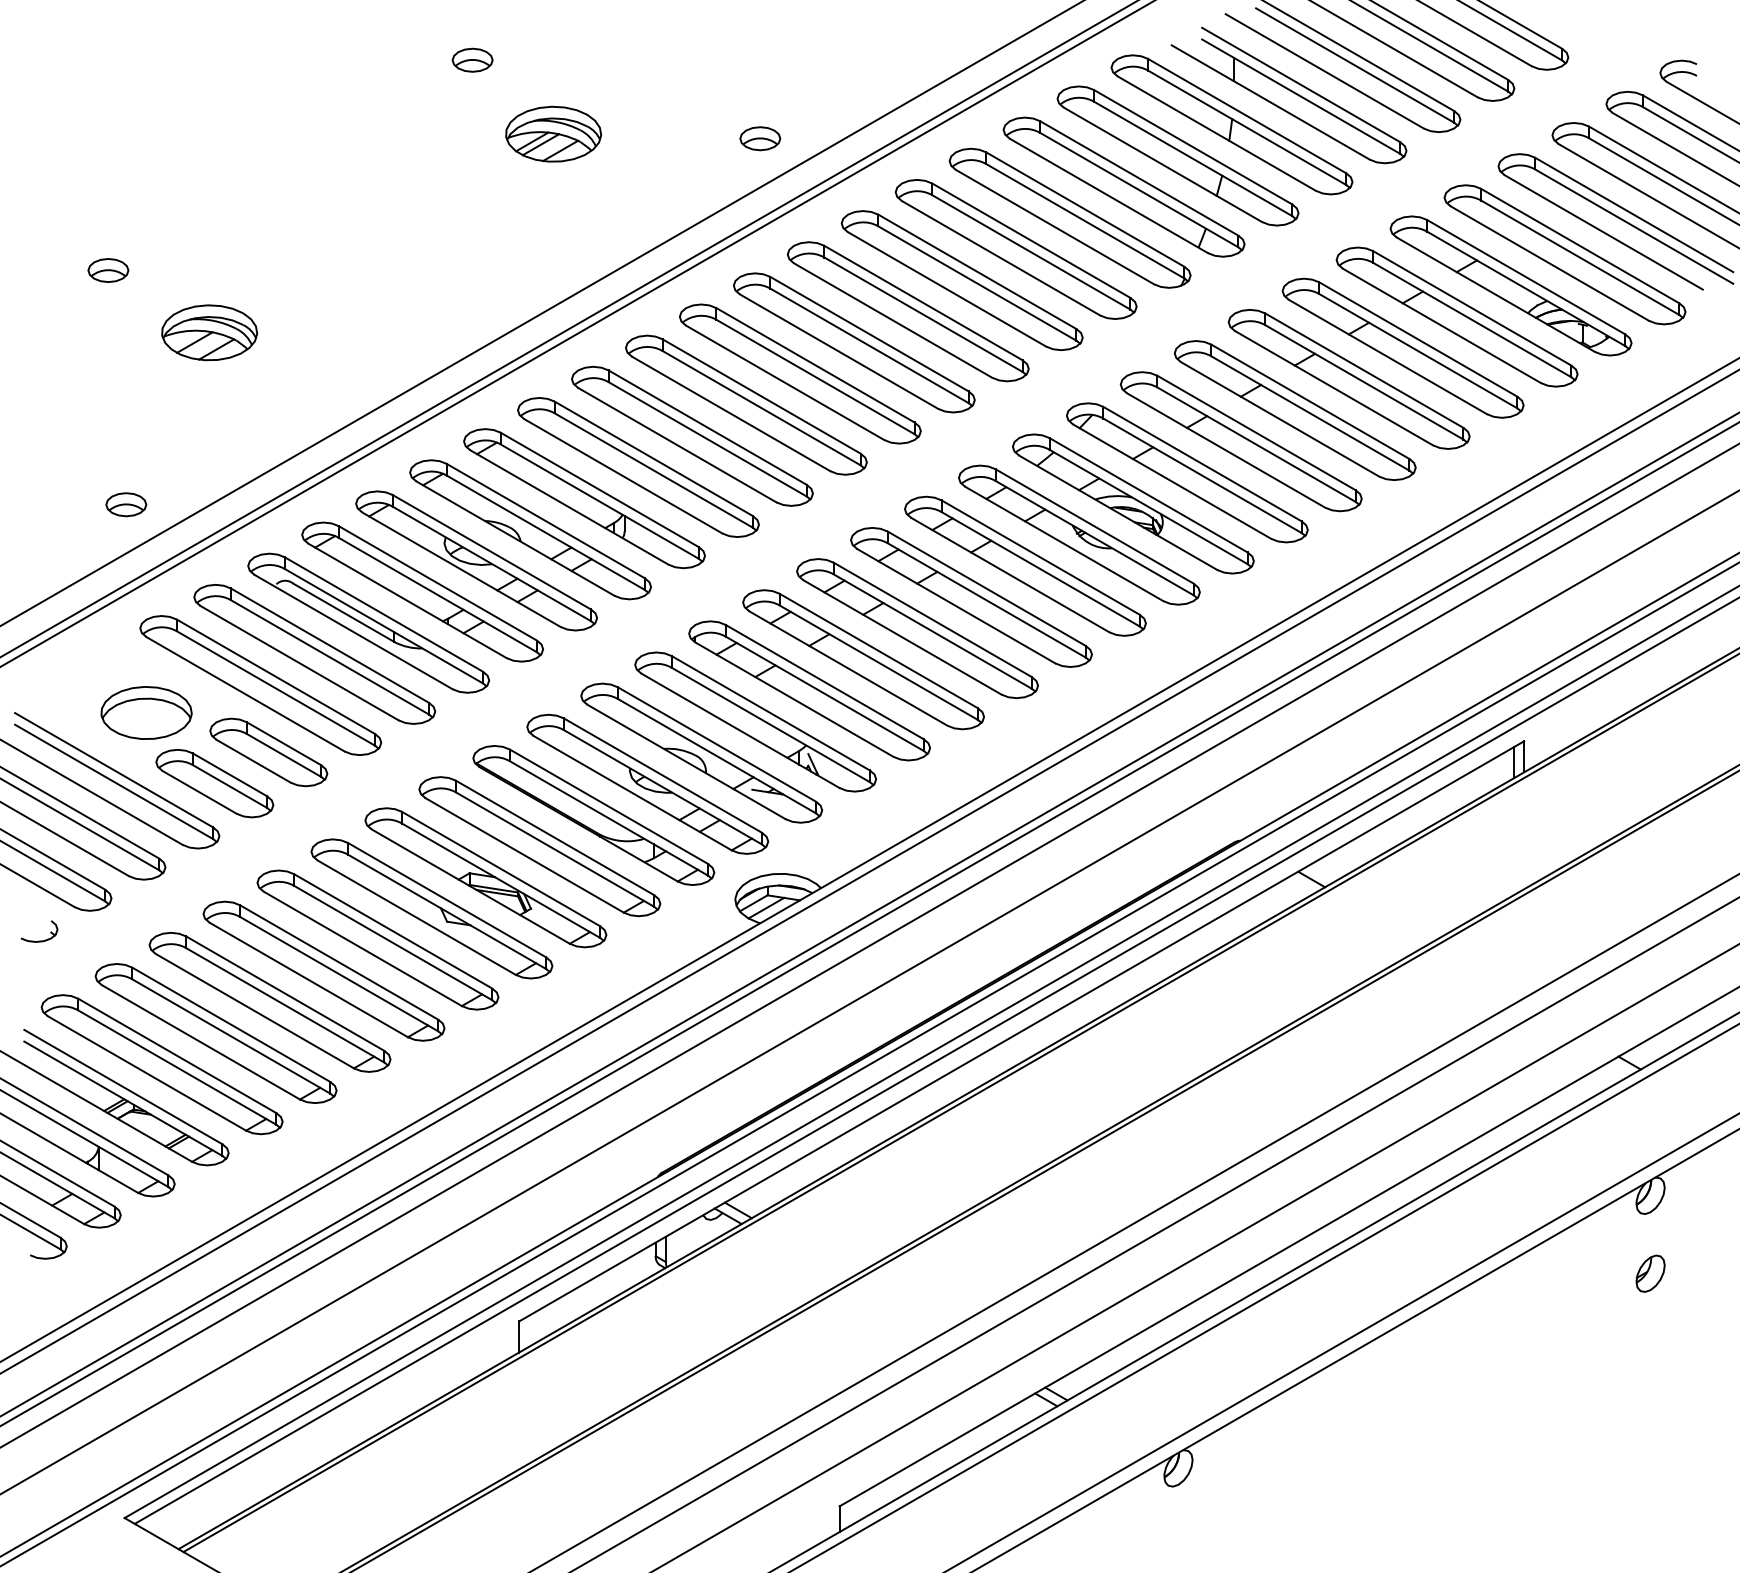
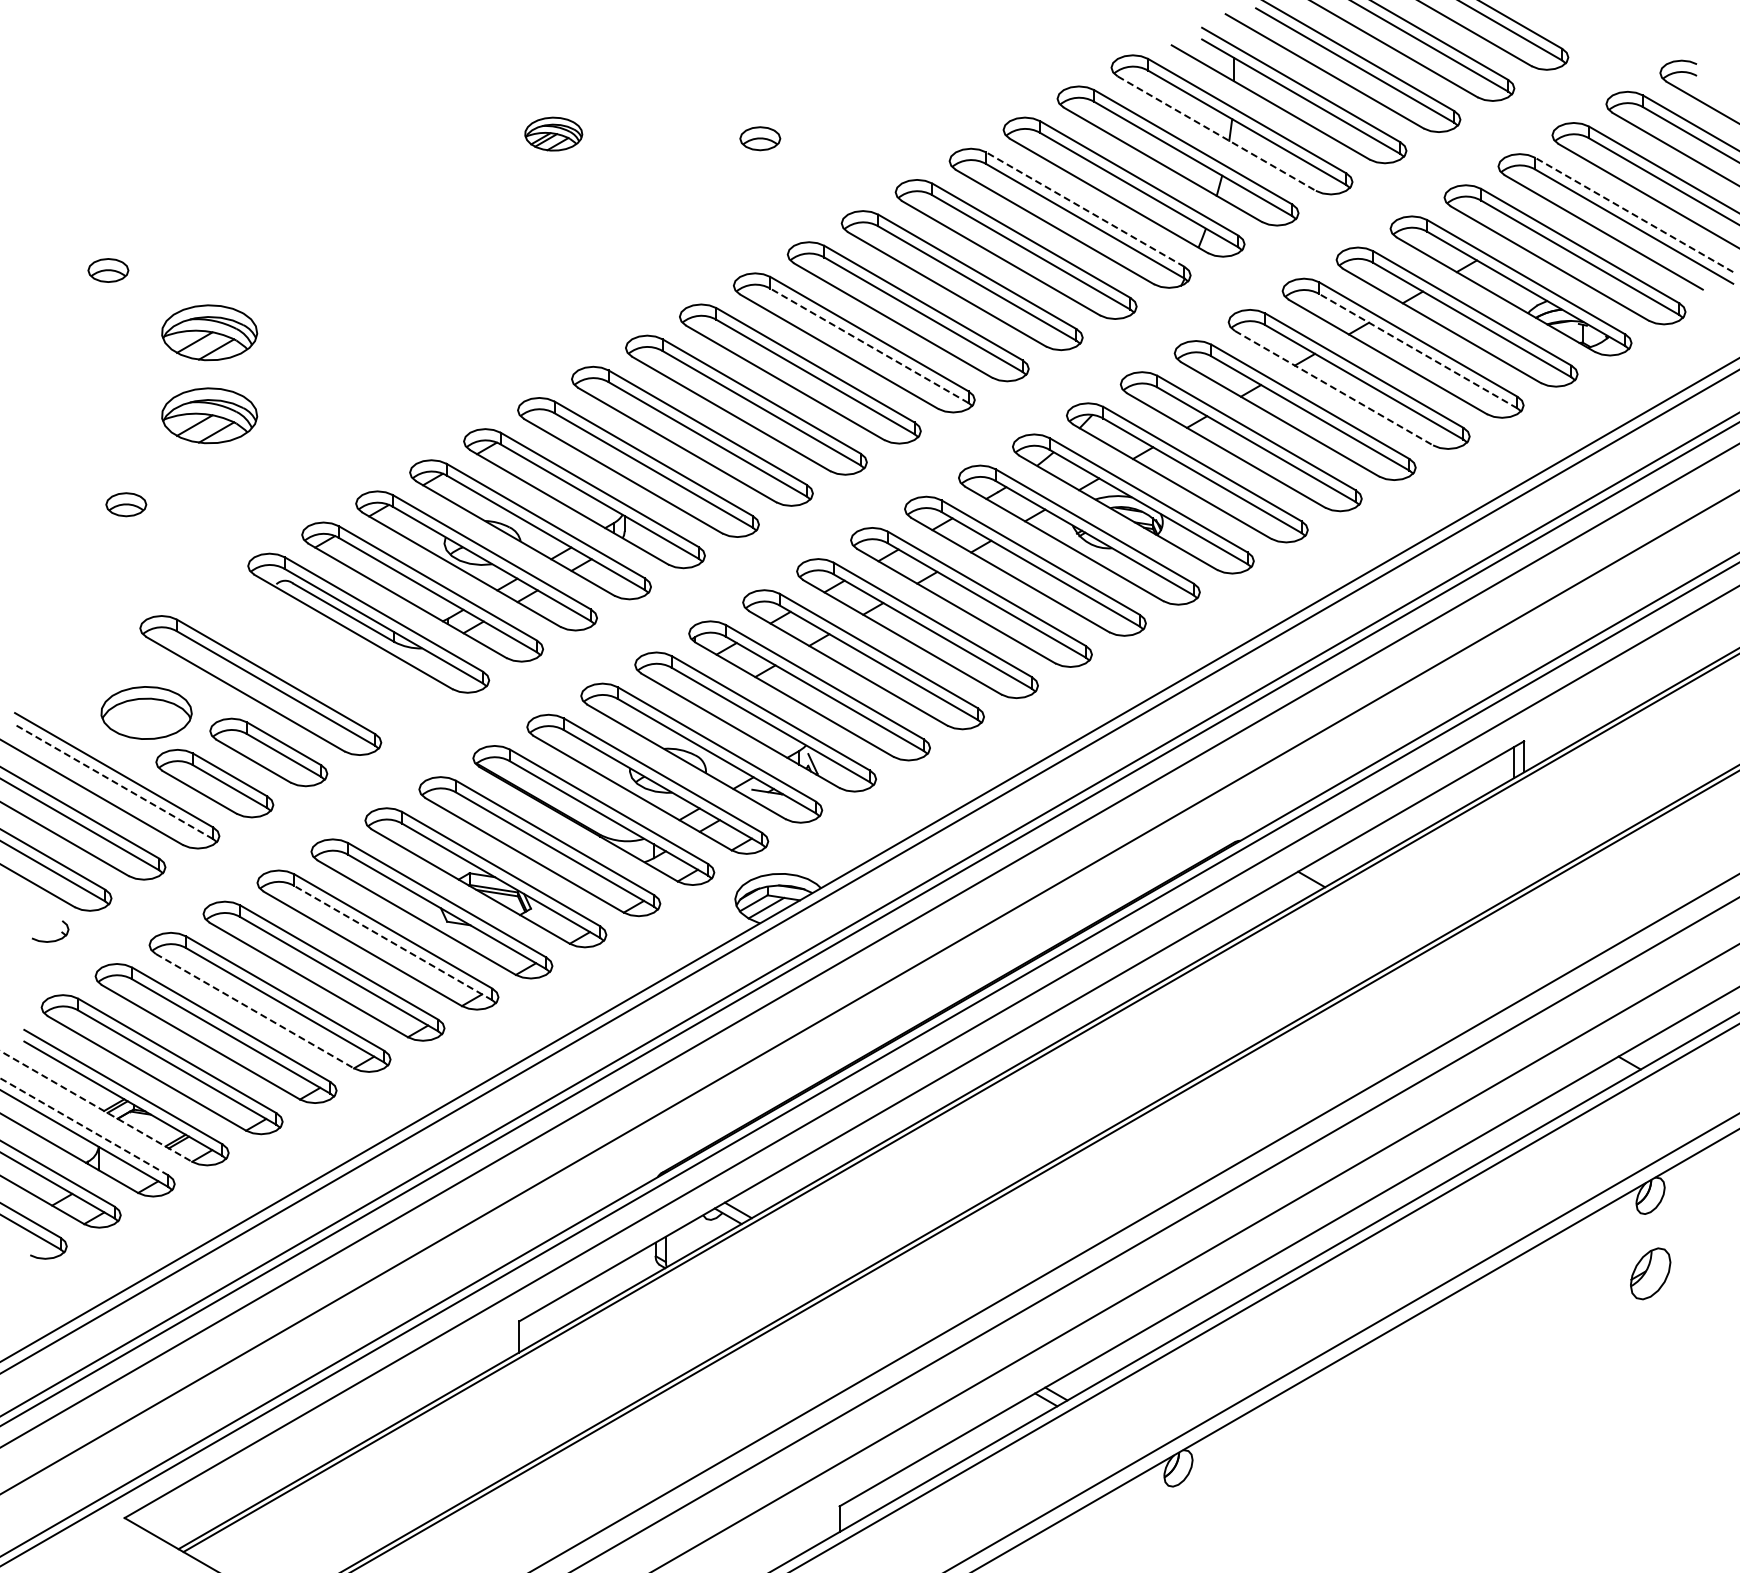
part: present -> none (472, 59)
part size: 98x58 px -> 60x36 px (553, 133)
line: solid -> dashed (1217, 133)
line: solid -> dashed (1084, 209)
line: solid -> dashed (1633, 214)
line: present -> none (541, 313)
line: present -> none (568, 329)
line: present -> none (576, 333)
line: solid -> dashed (869, 345)
line: solid -> dashed (1417, 350)
line: solid -> dashed (1334, 388)
part: none -> present (209, 415)
part: present -> none (314, 654)
line: solid -> dashed (113, 781)
part position: (39, 940) -> (50, 940) (50, 940)
line: solid -> dashed (392, 942)
line: solid -> dashed (255, 1011)
line: present -> none (935, 1061)
line: solid -> dashed (96, 1106)
line: solid -> dashed (84, 1126)
part size: 31x39 px -> 42x54 px (1650, 1273)
